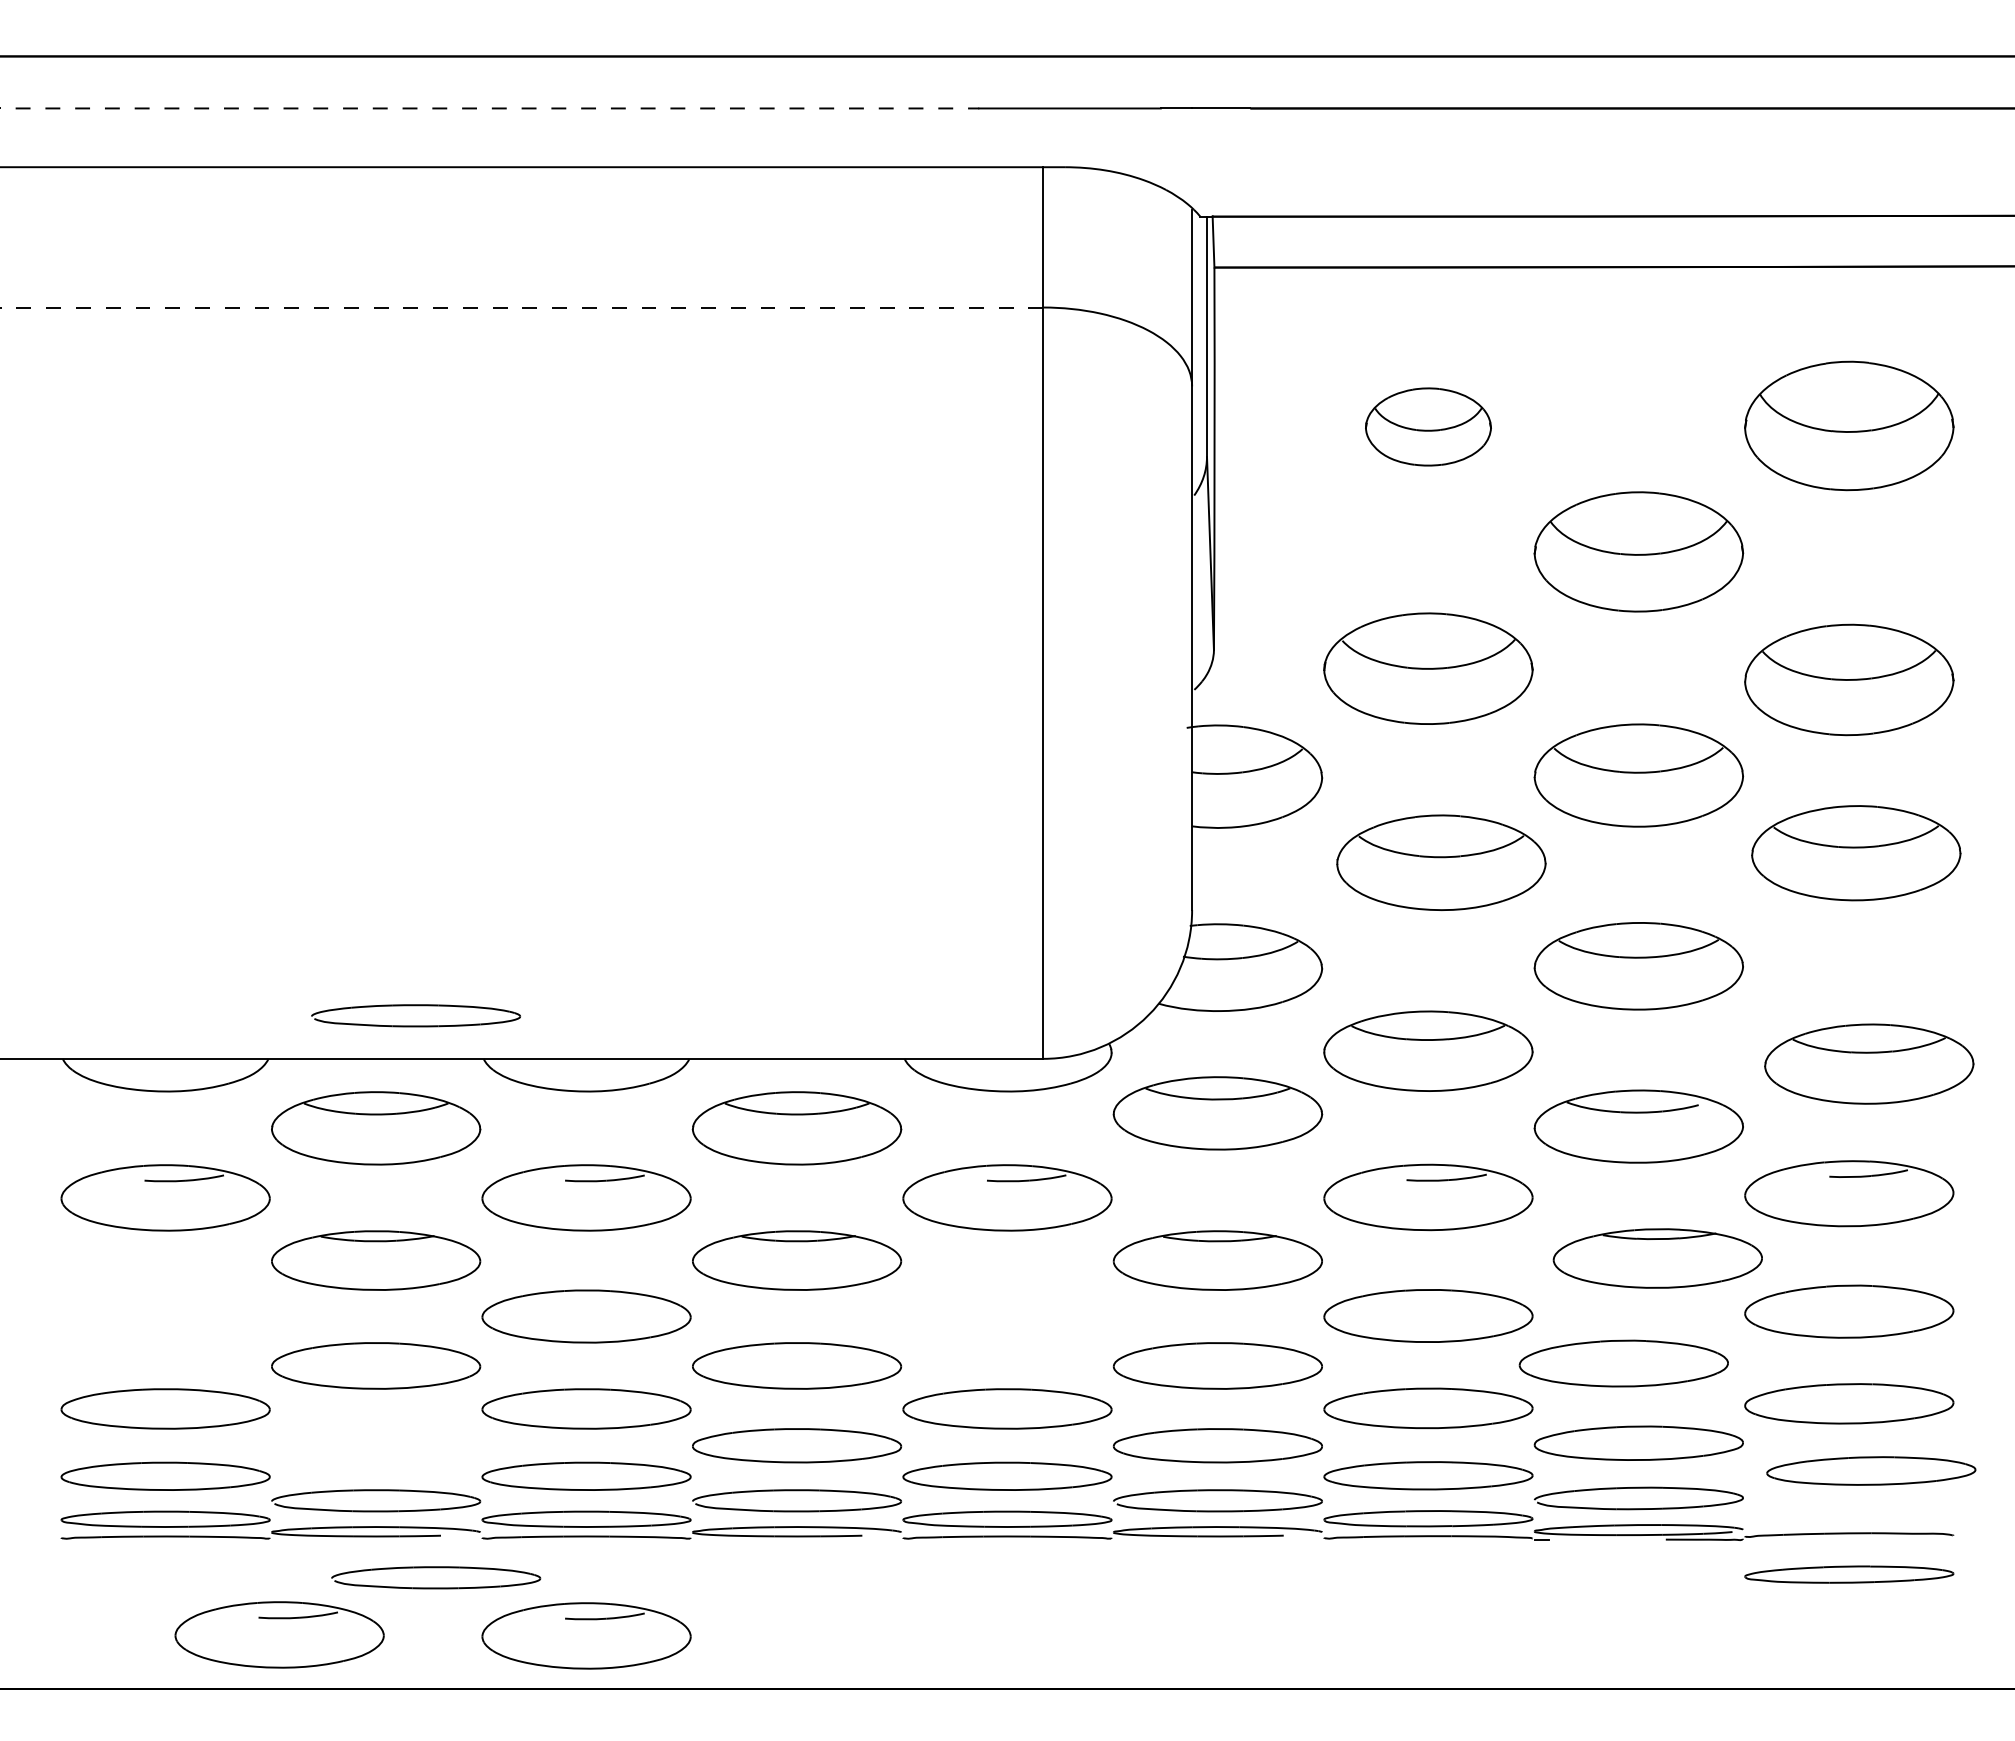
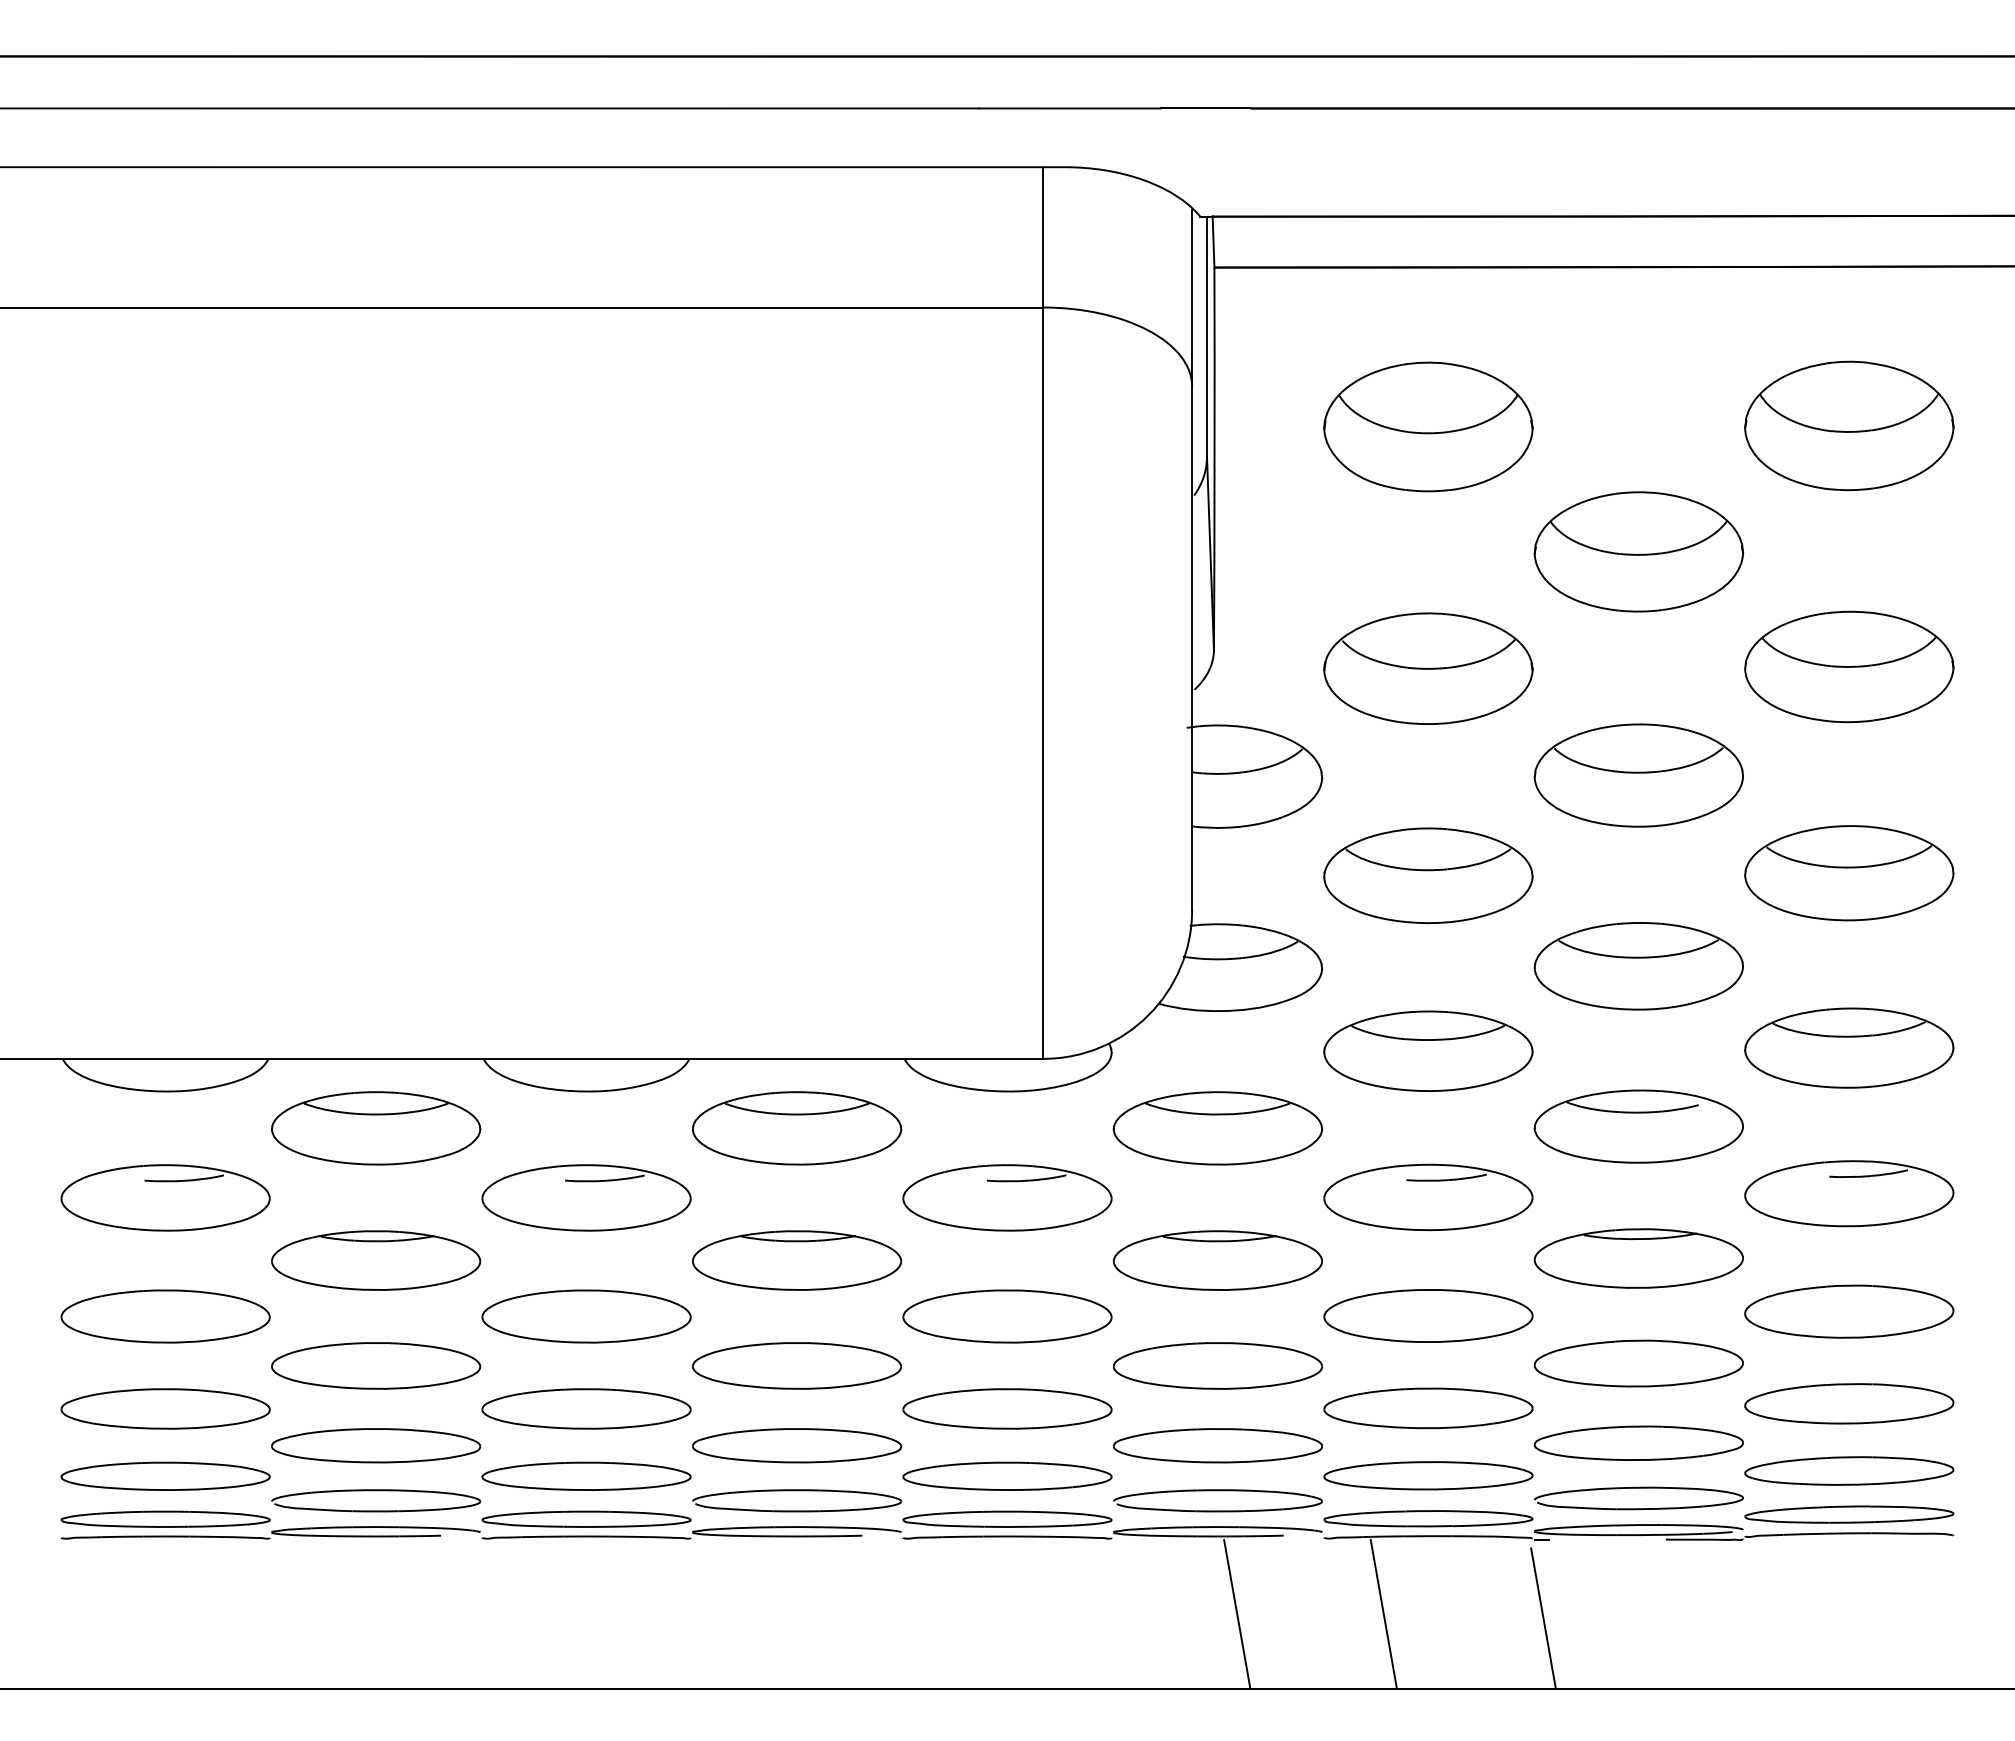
line: dashed -> solid (490, 108)
line: dashed -> solid (521, 307)
part size: 127x80 px -> 211x132 px (1428, 426)
part position: (1849, 679) -> (1849, 666) (1849, 666)
part position: (1856, 853) -> (1849, 873) (1849, 873)
part position: (1441, 862) -> (1428, 875) (1428, 875)
part: present -> none (416, 1006)
part position: (1869, 1063) -> (1849, 1047) (1849, 1047)
part position: (1217, 1113) -> (1217, 1128) (1217, 1128)
part position: (1657, 1258) -> (1638, 1258) (1638, 1258)
part: none -> present (165, 1316)
part: none -> present (1007, 1316)
part position: (1623, 1363) -> (1638, 1363) (1638, 1363)
part: none -> present (376, 1445)
part position: (1871, 1470) -> (1849, 1470) (1849, 1470)
part: present -> none (436, 1568)
part position: (1849, 1574) -> (1849, 1514) (1849, 1514)
line: none -> present (1237, 1613)
line: none -> present (1383, 1613)
line: none -> present (1543, 1618)
part: present -> none (279, 1634)
part: present -> none (586, 1635)
